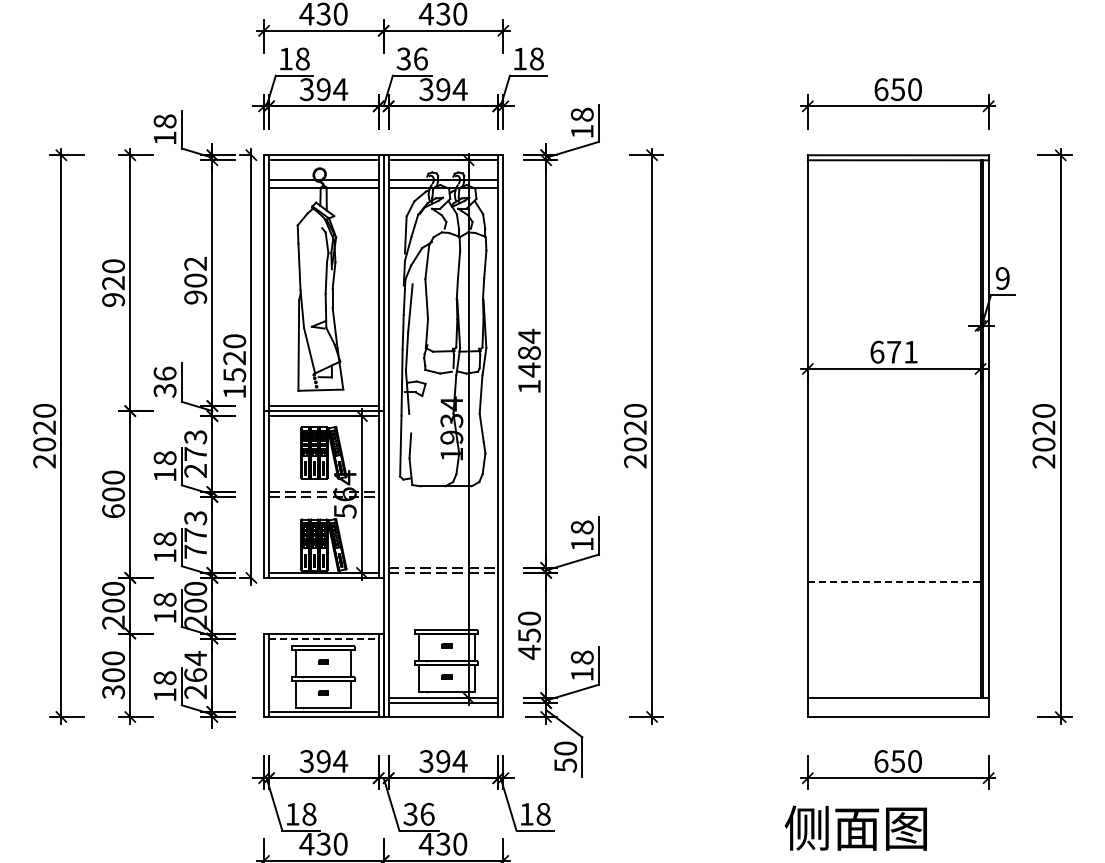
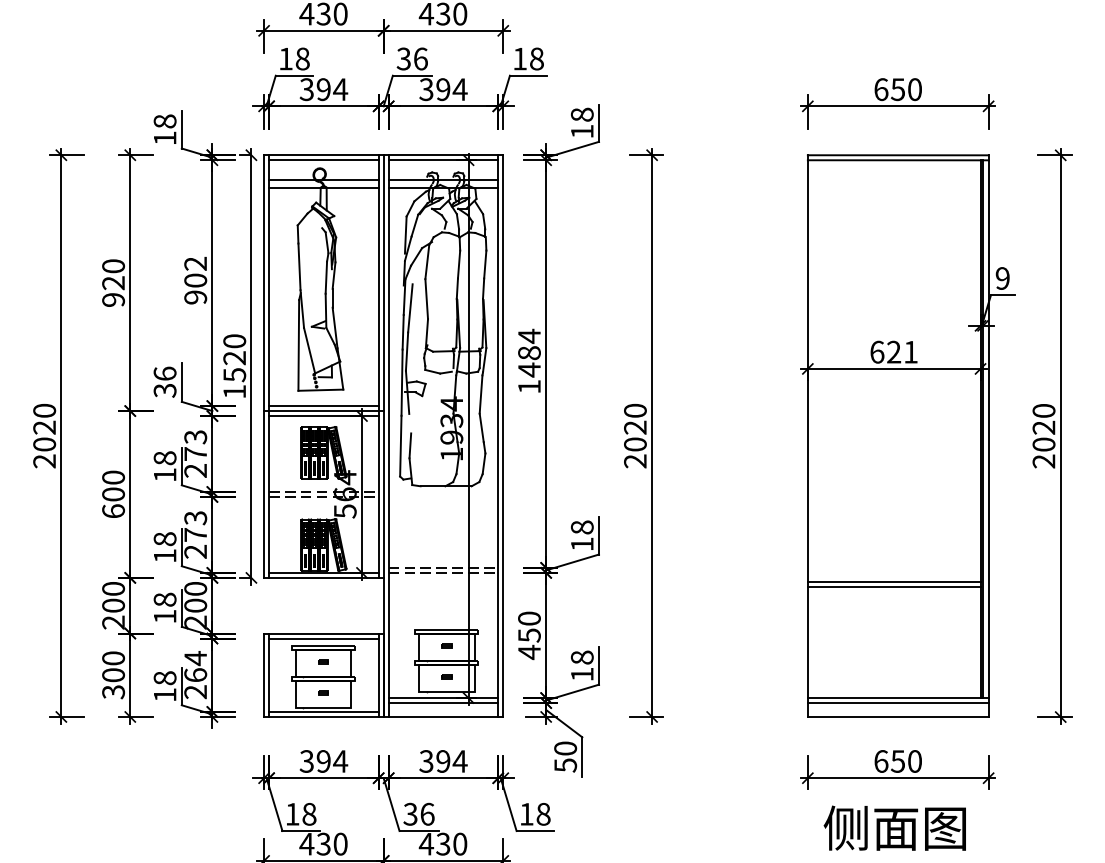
text: 671 -> 621 (894, 351)
text: 773 -> 273 (195, 551)
line: dashed -> solid (894, 581)
line: none -> present (893, 586)
line: dashed -> solid (323, 638)
line: none -> present (897, 703)
text position: (855, 827) -> (894, 827) (894, 827)
